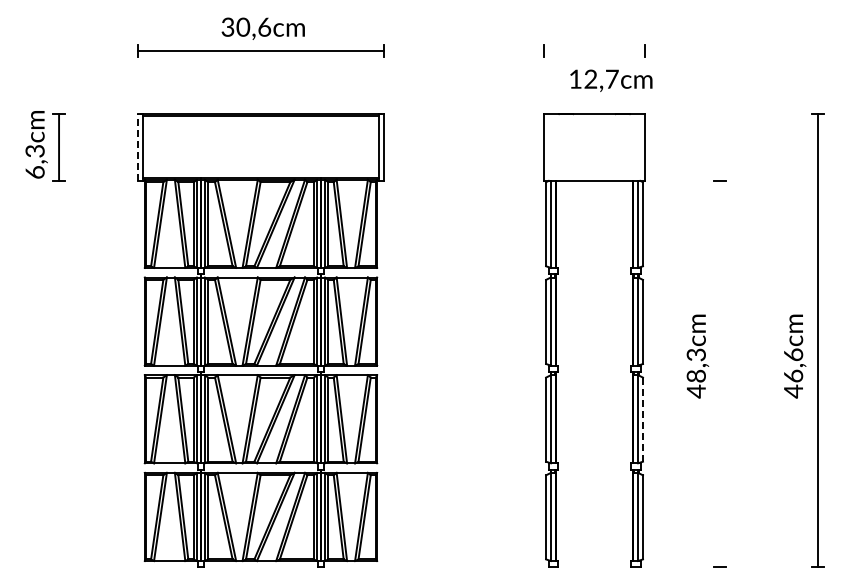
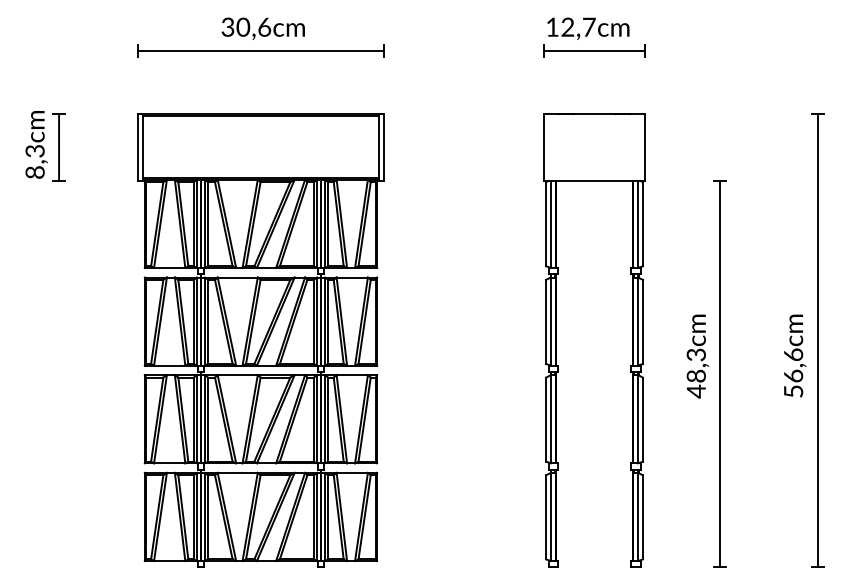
line: none -> present (594, 51)
text position: (611, 80) -> (588, 28) (588, 28)
line: dashed -> solid (138, 147)
text: 6,3cm -> 8,3cm (34, 172)
line: none -> present (720, 373)
text: 46,6cm -> 56,6cm (793, 391)
line: dashed -> solid (642, 420)
